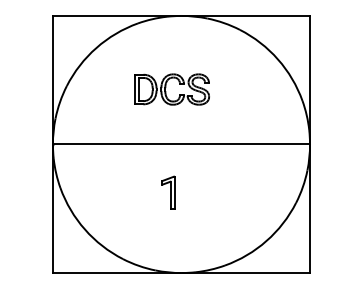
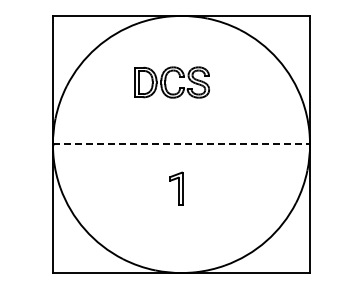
part position: (171, 89) -> (171, 82) (171, 82)
line: solid -> dashed (181, 144)
part position: (168, 192) -> (176, 188) (176, 188)
